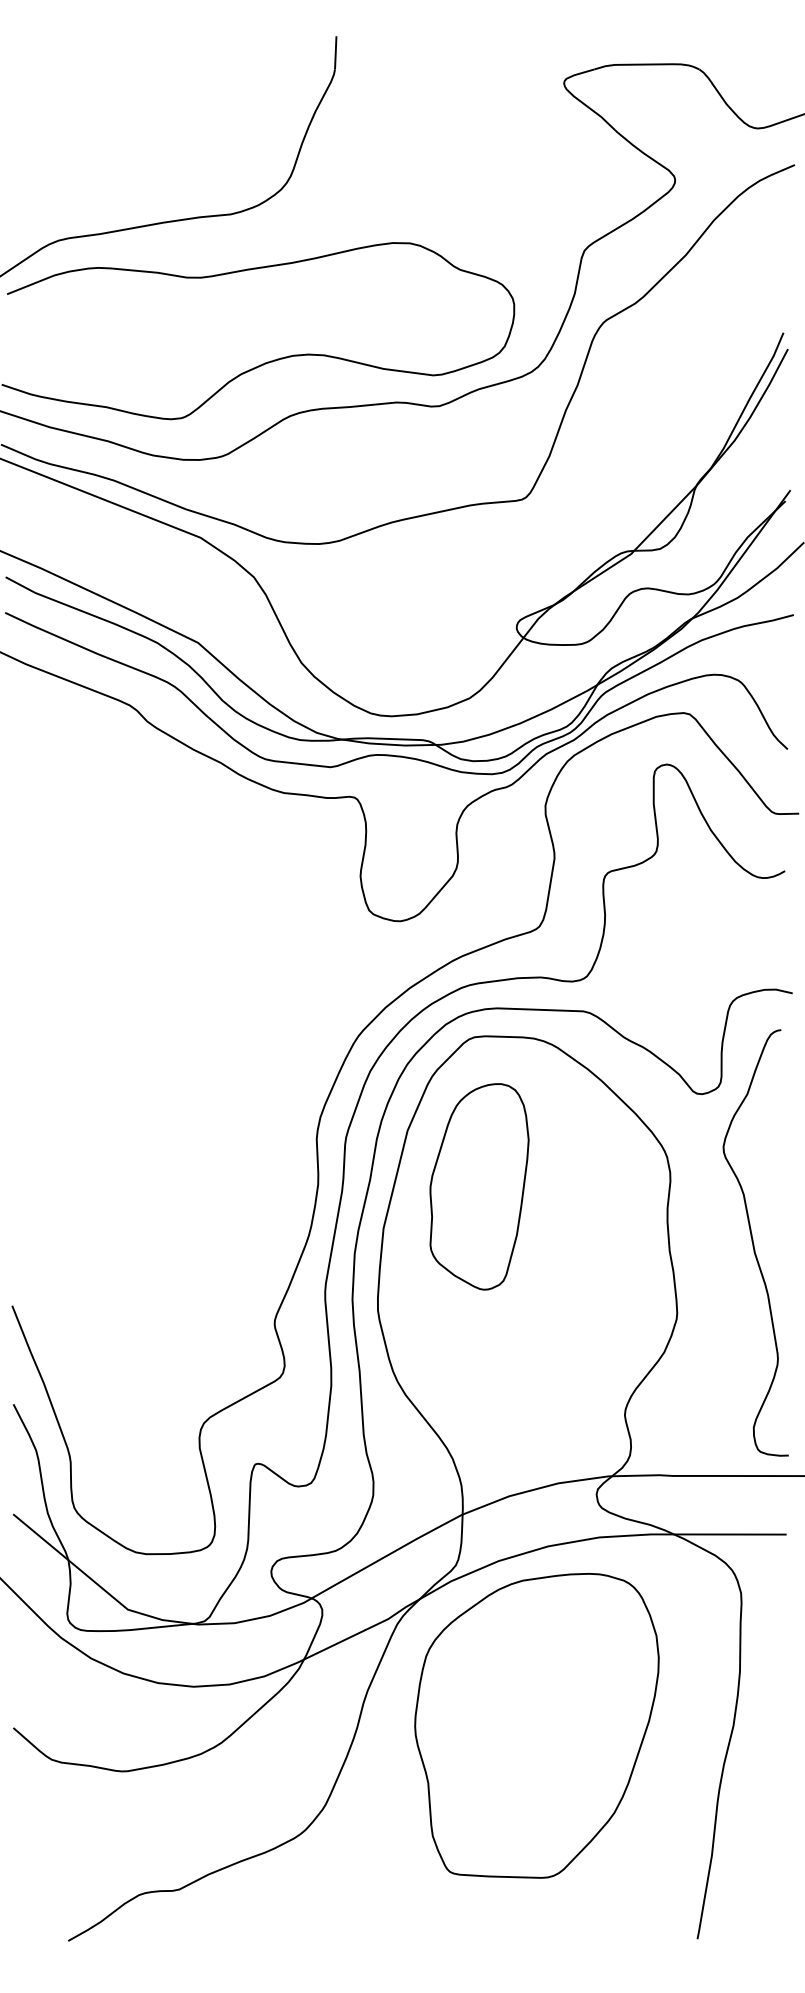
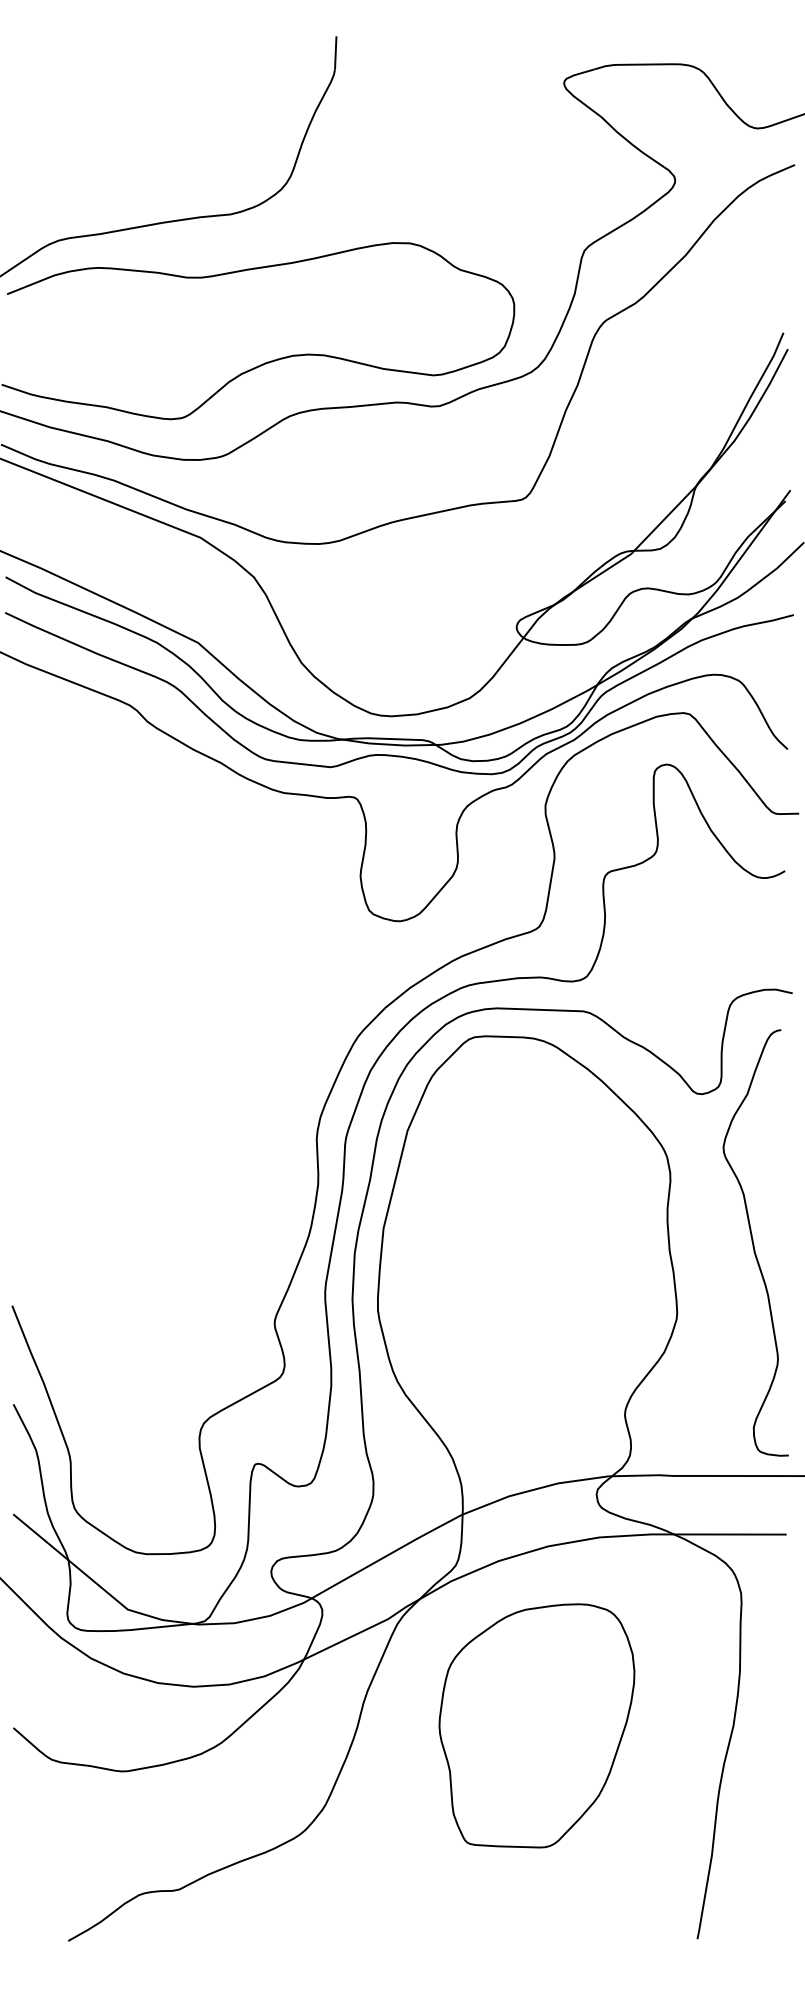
part: present -> none (479, 1186)
part size: 246x306 px -> 198x246 px (536, 1725)
